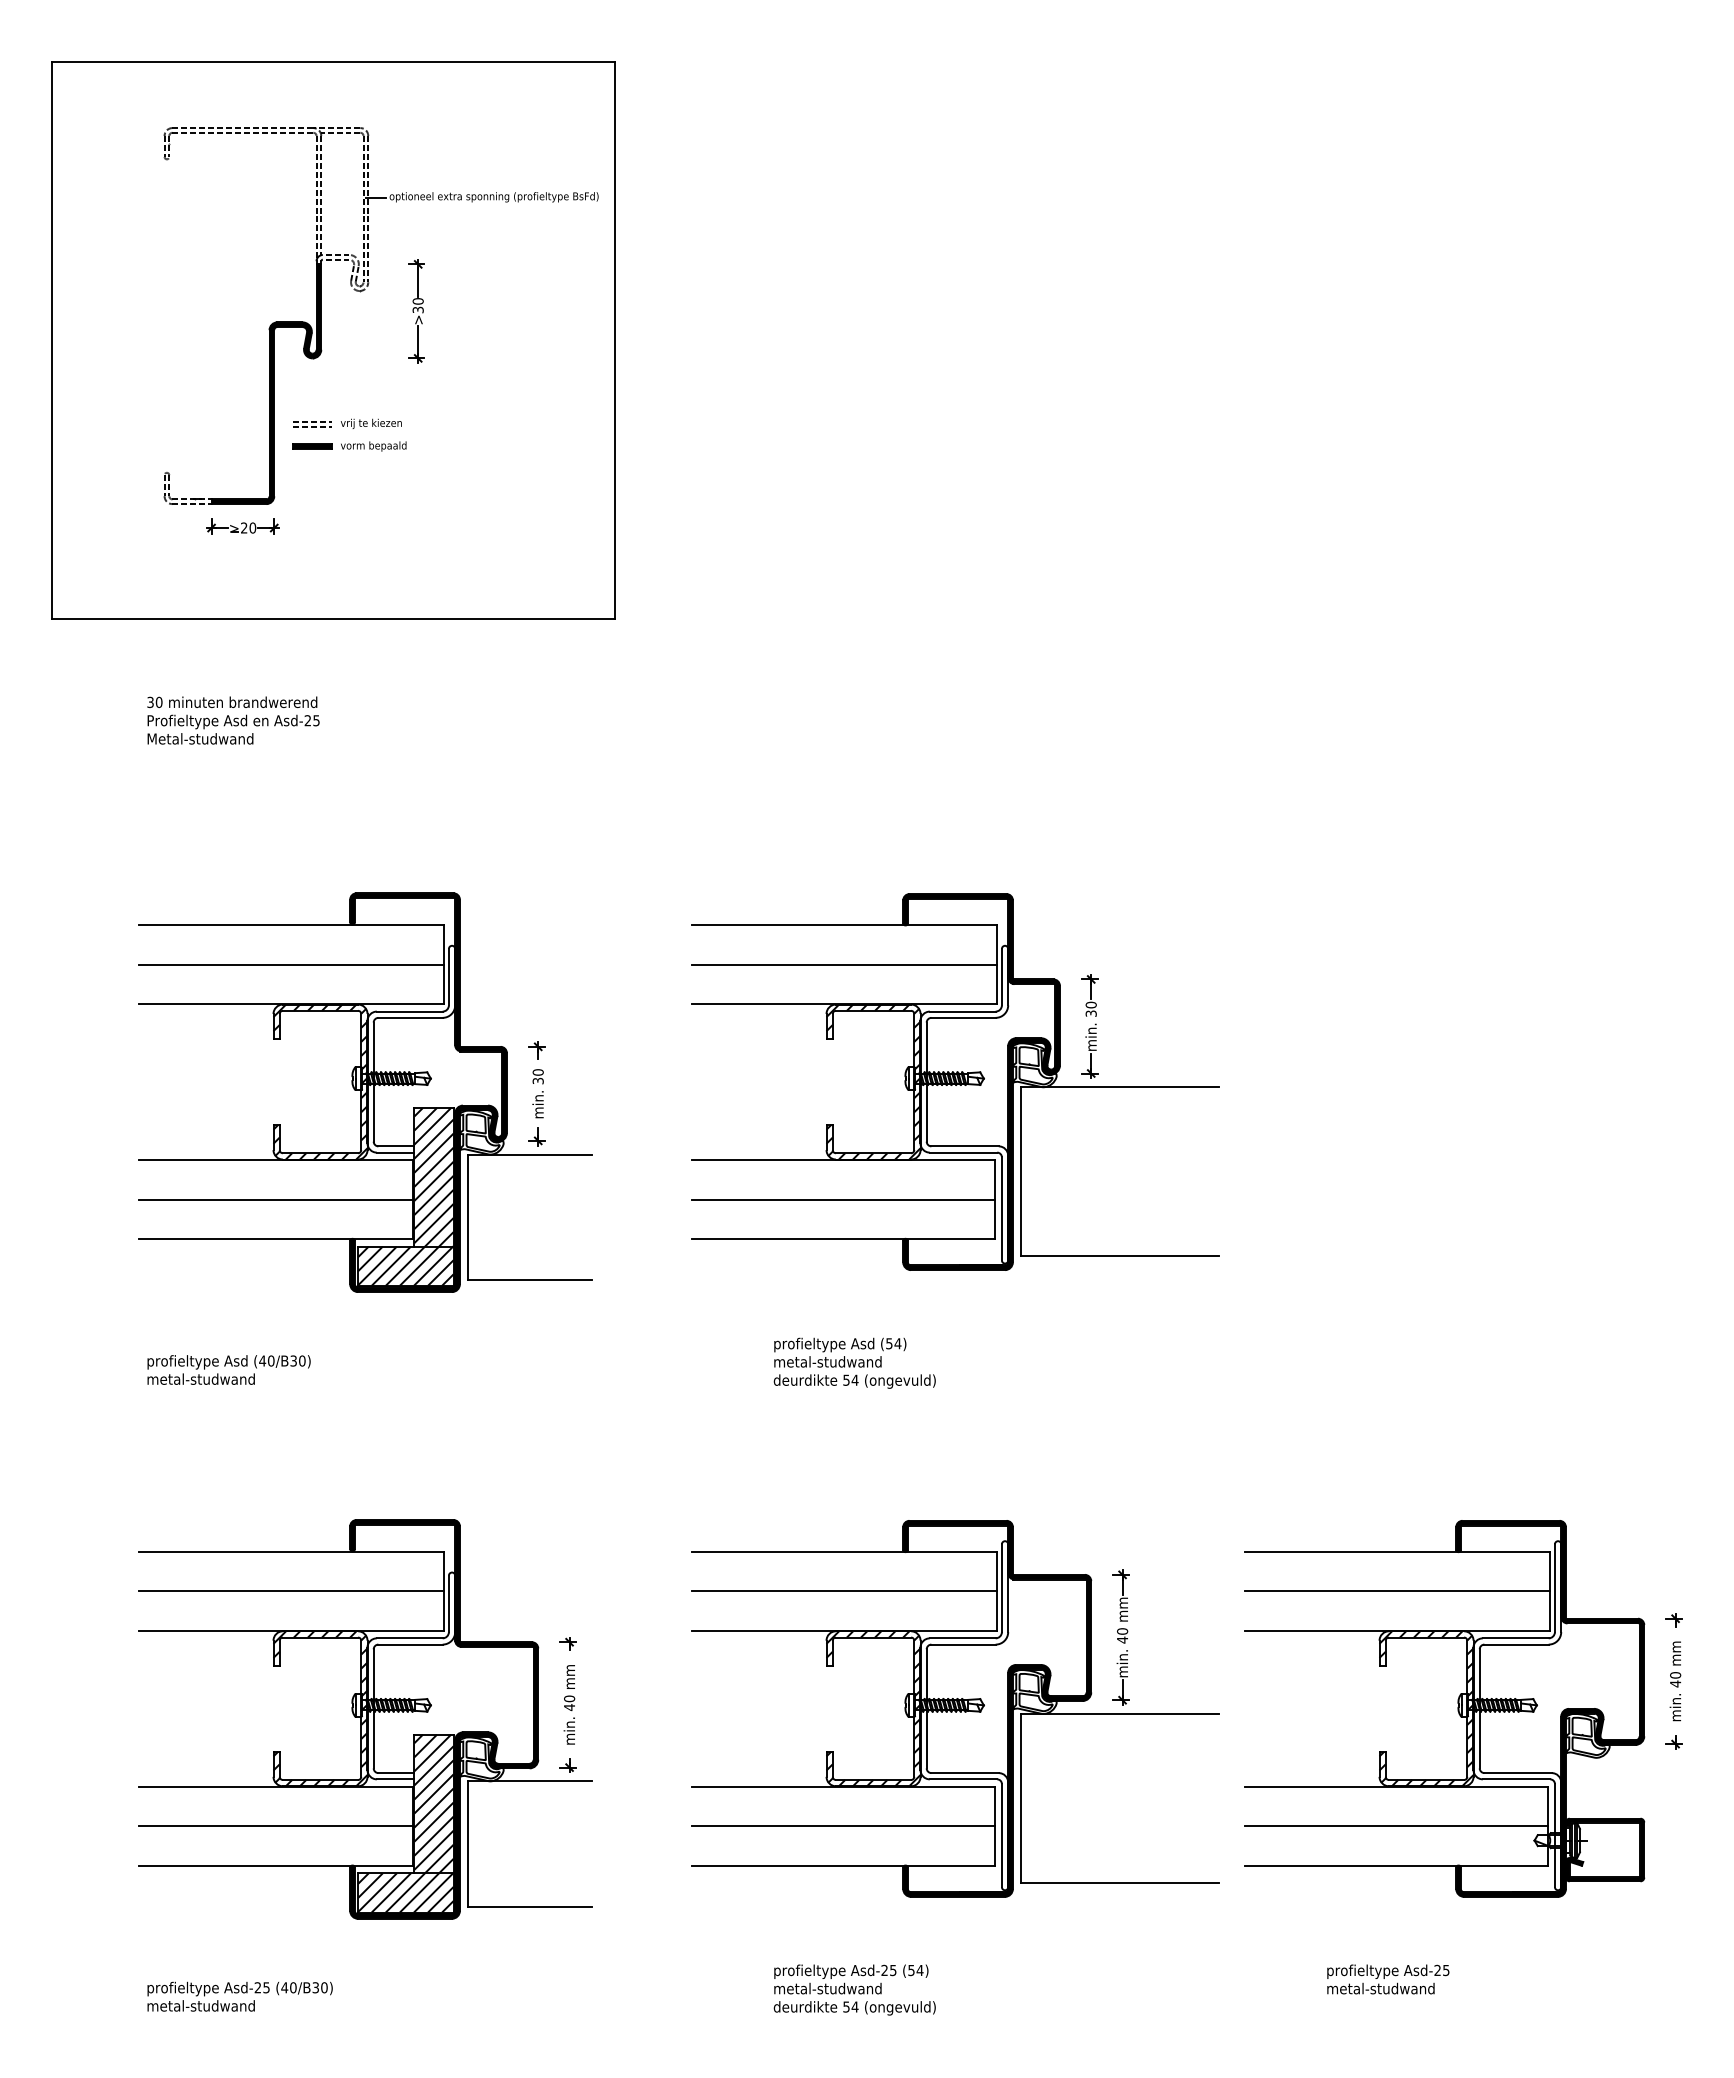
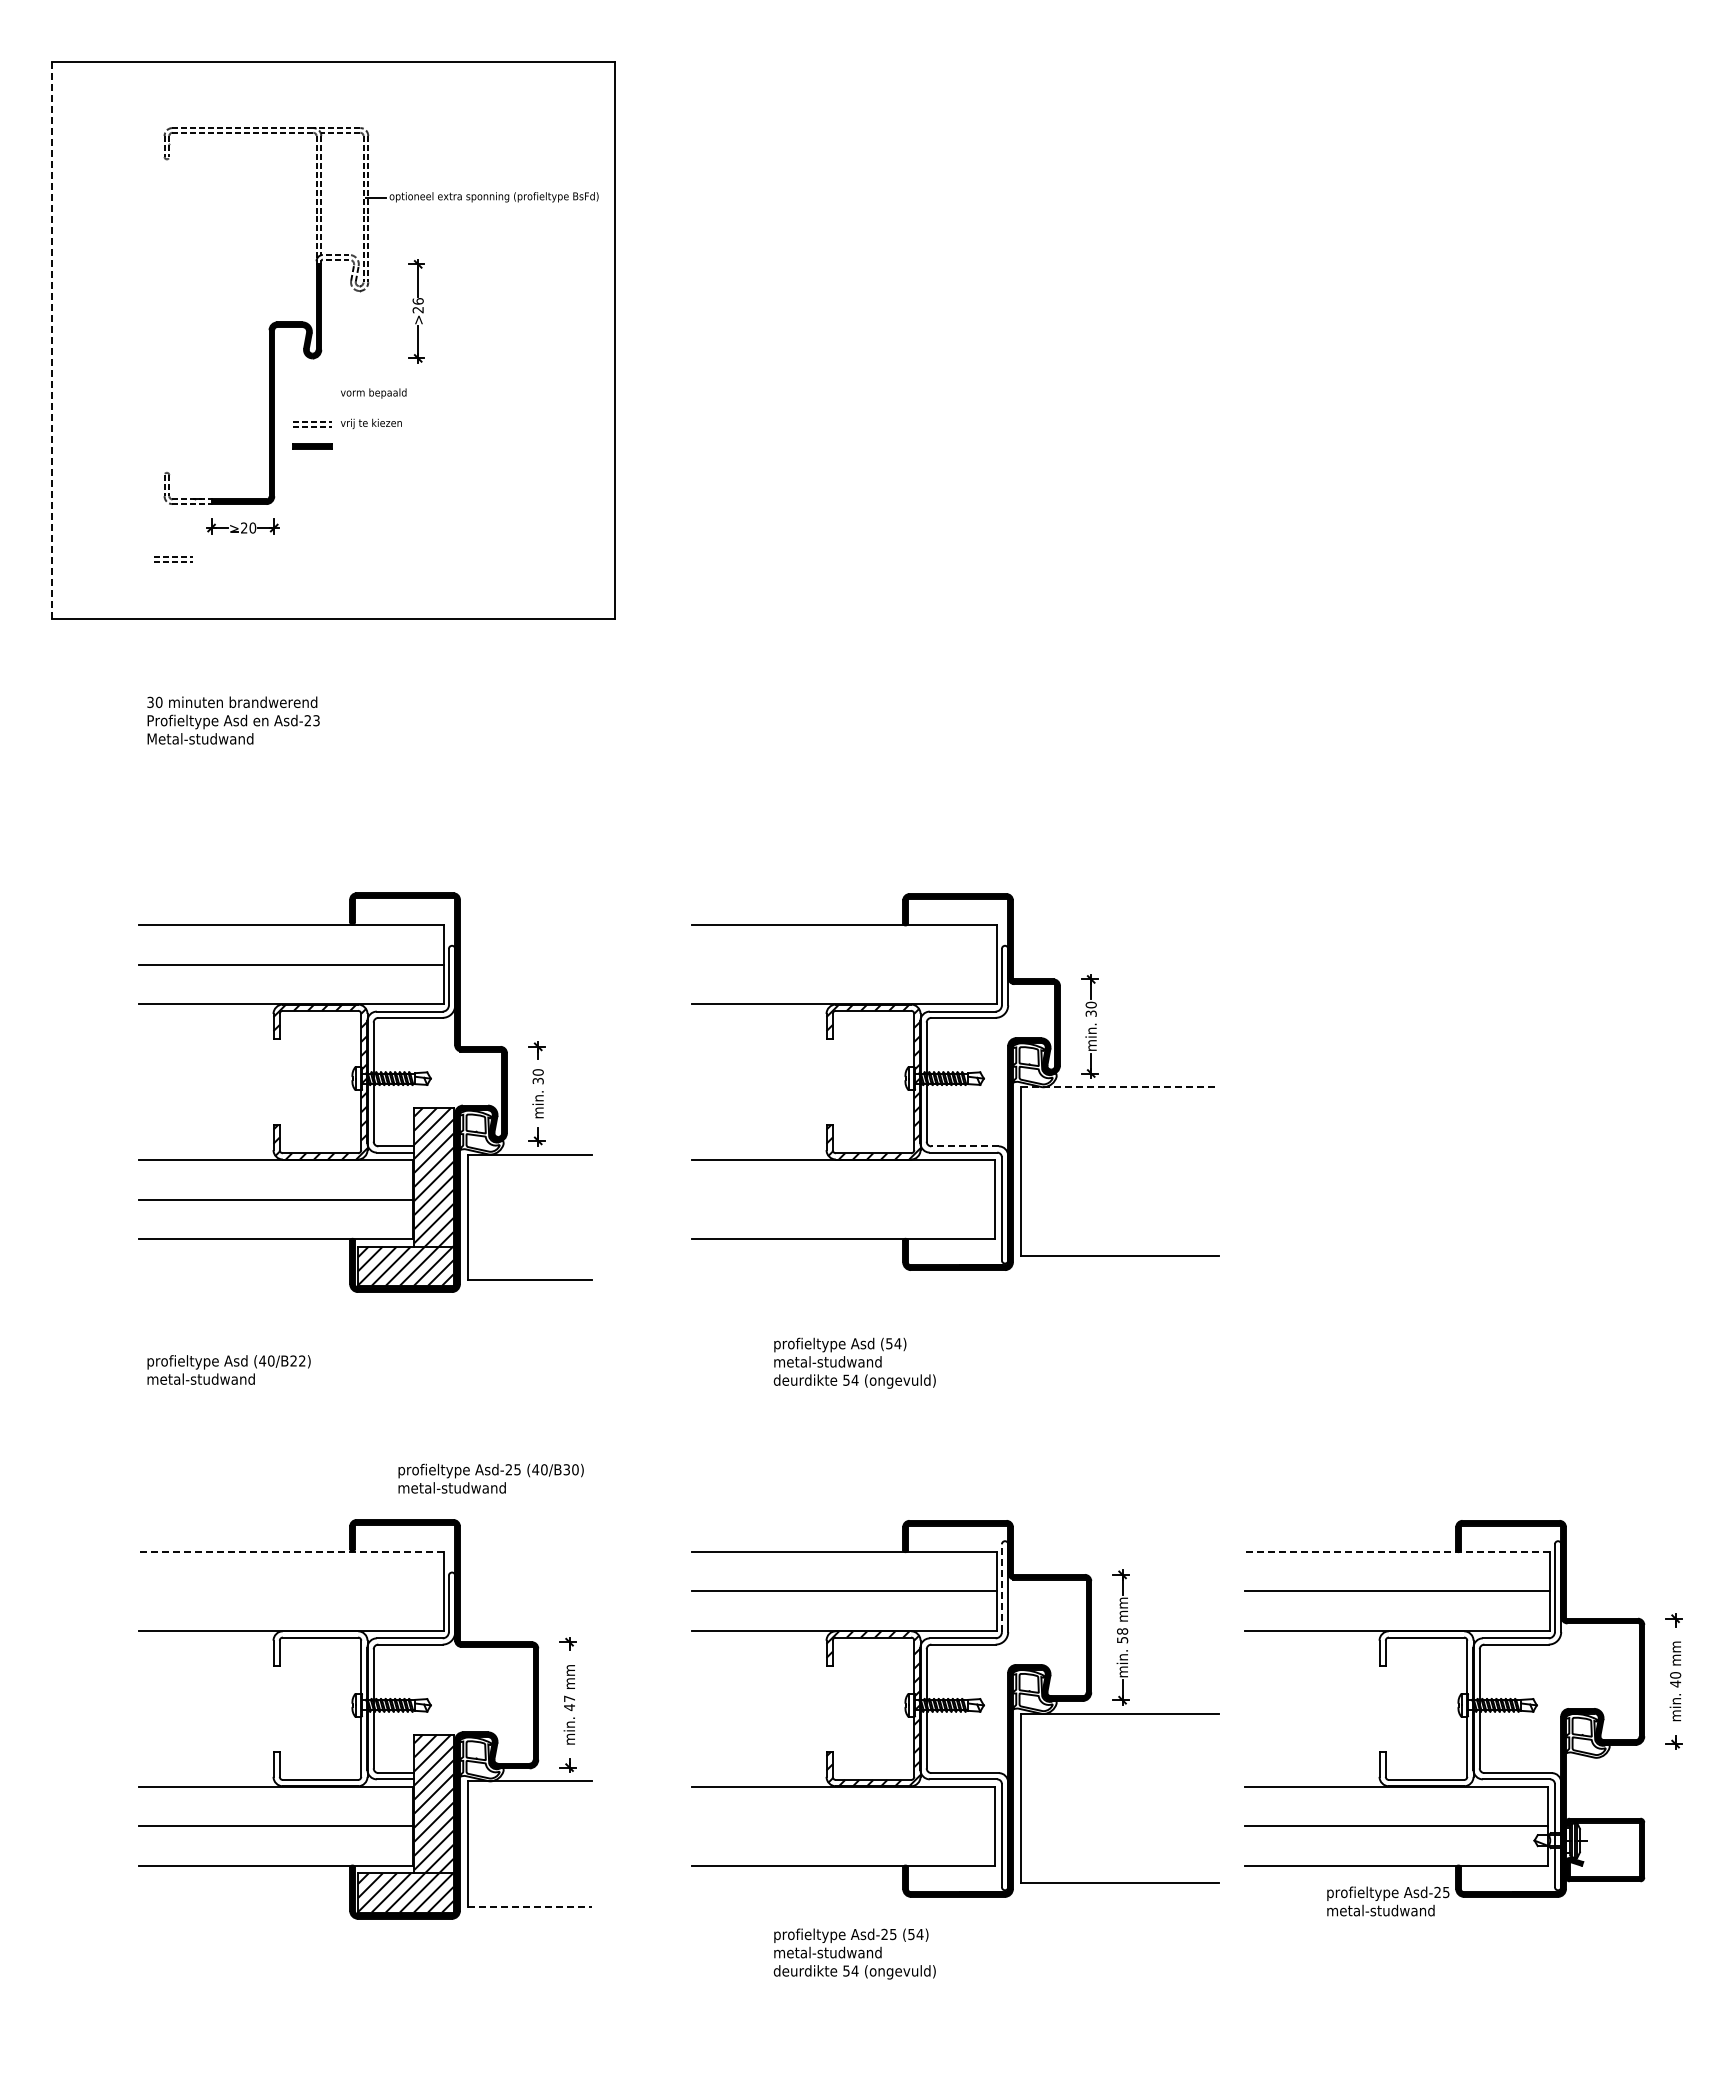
text: >30 -> >26 (417, 305)
line: solid -> dashed (52, 340)
text position: (373, 446) -> (373, 393) (373, 393)
part: none -> present (173, 559)
text: Asd-25 -> Asd-23 (316, 720)
line: present -> none (843, 964)
line: solid -> dashed (1120, 1087)
line: solid -> dashed (965, 1146)
line: present -> none (843, 1199)
text: (40/B30) -> (40/B22) (297, 1360)
line: solid -> dashed (290, 1552)
line: solid -> dashed (1396, 1552)
line: solid -> dashed (1001, 1588)
line: present -> none (290, 1591)
text: 40 -> 58 (1122, 1635)
text: 40 -> 47 (569, 1698)
hatch: present -> none (320, 1708)
hatch: present -> none (1426, 1708)
line: present -> none (843, 1826)
line: solid -> dashed (530, 1906)
text position: (1388, 1979) -> (1388, 1901) (1388, 1901)
text position: (854, 1989) -> (854, 1953) (854, 1953)
text position: (239, 1996) -> (490, 1478) (490, 1478)
